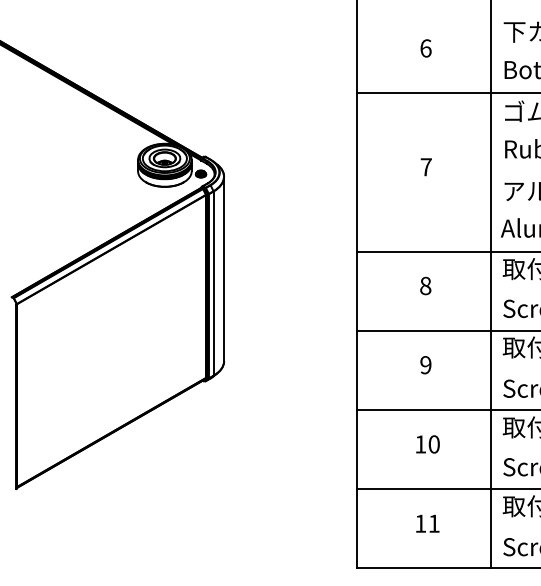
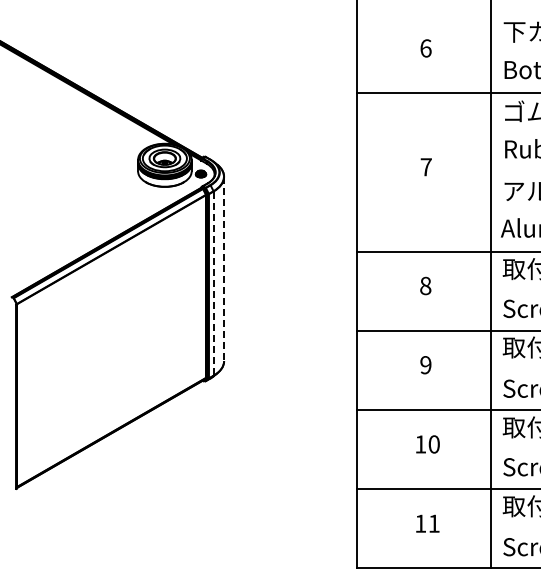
line: solid -> dashed (224, 269)
line: solid -> dashed (213, 284)
